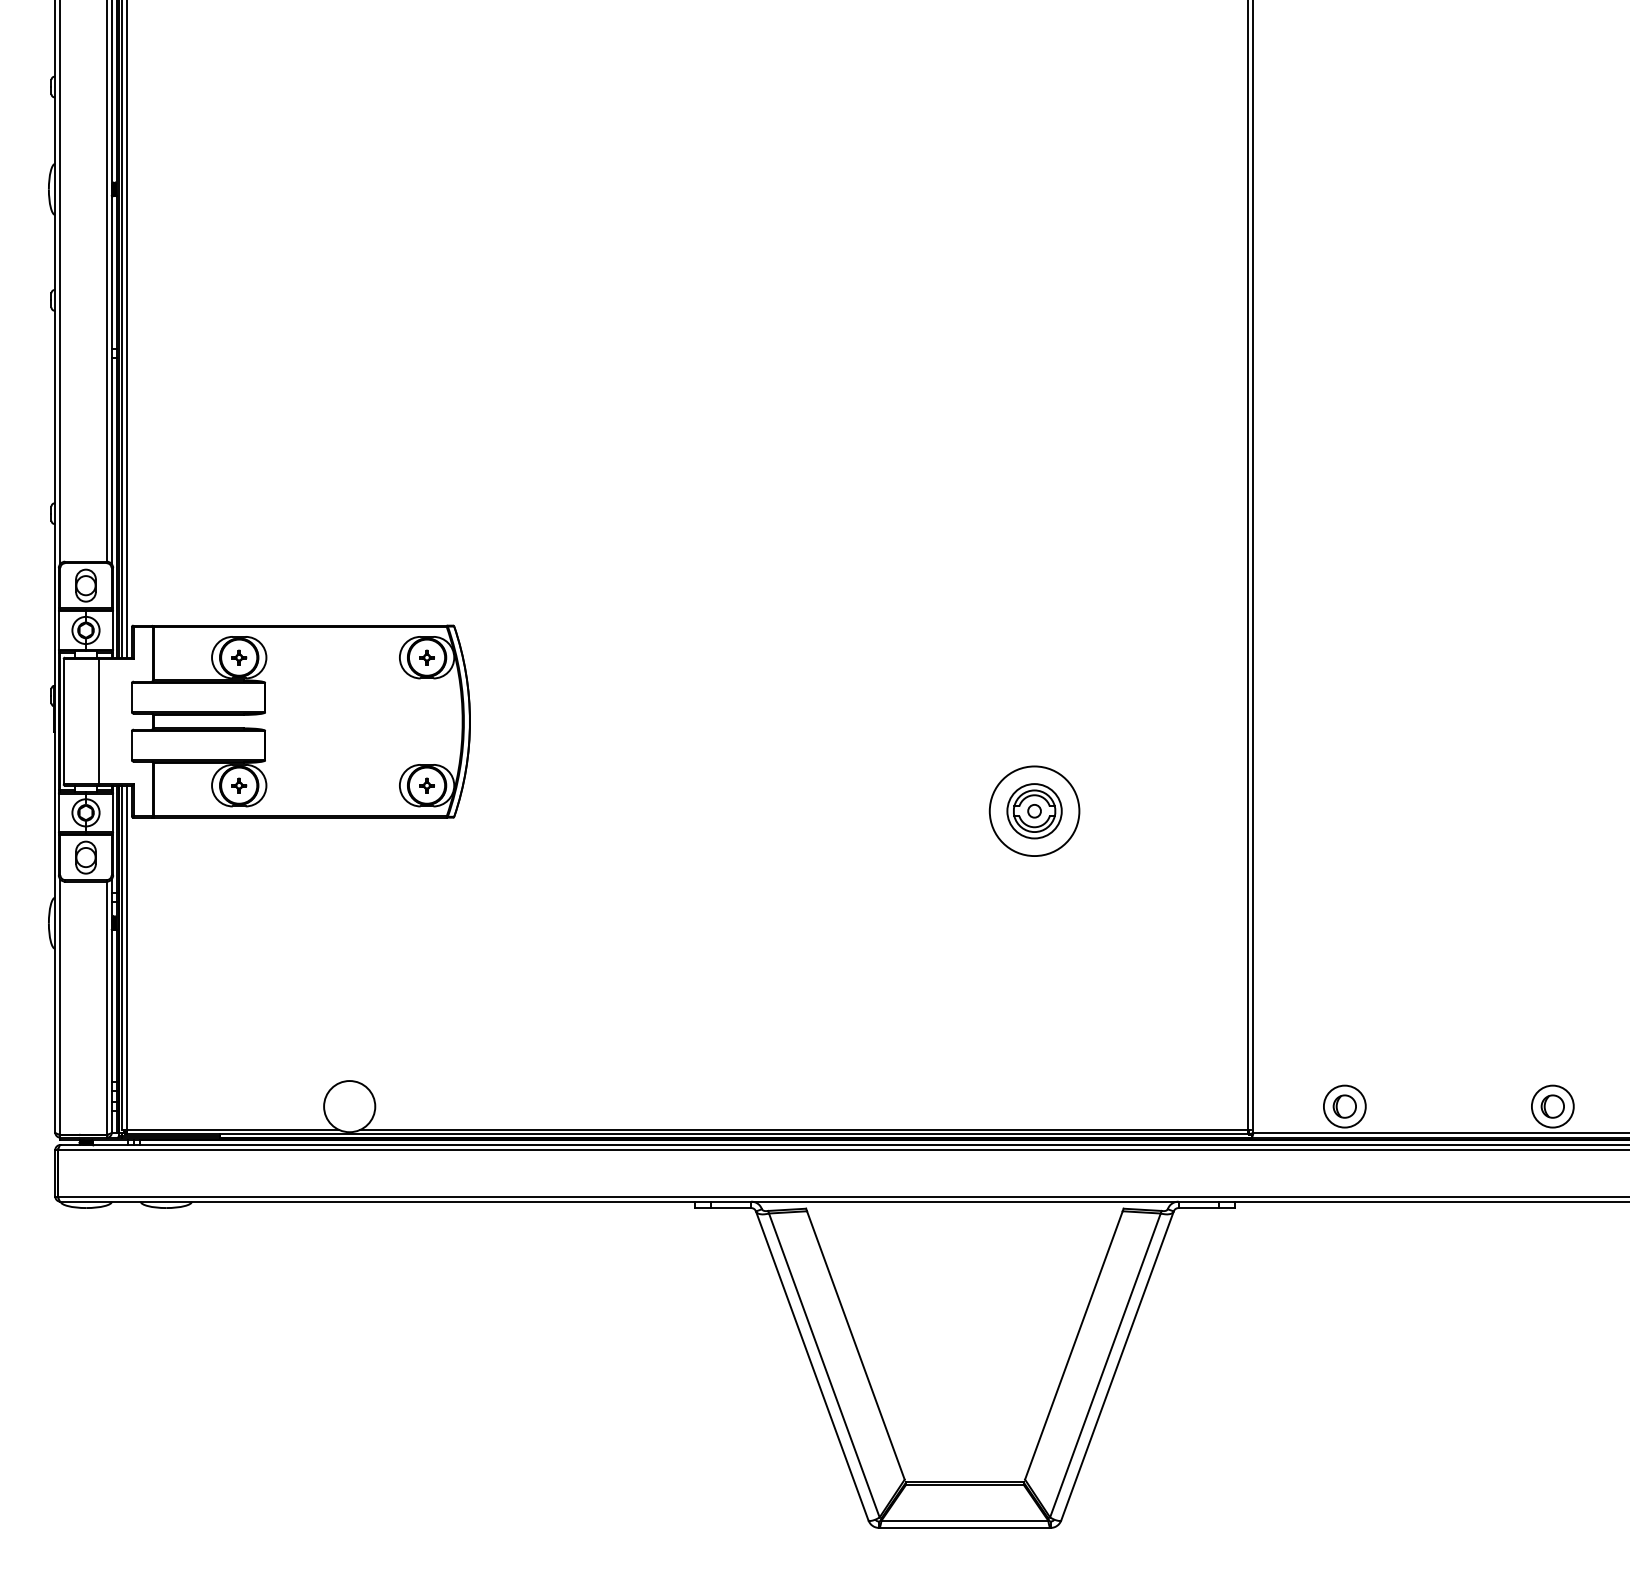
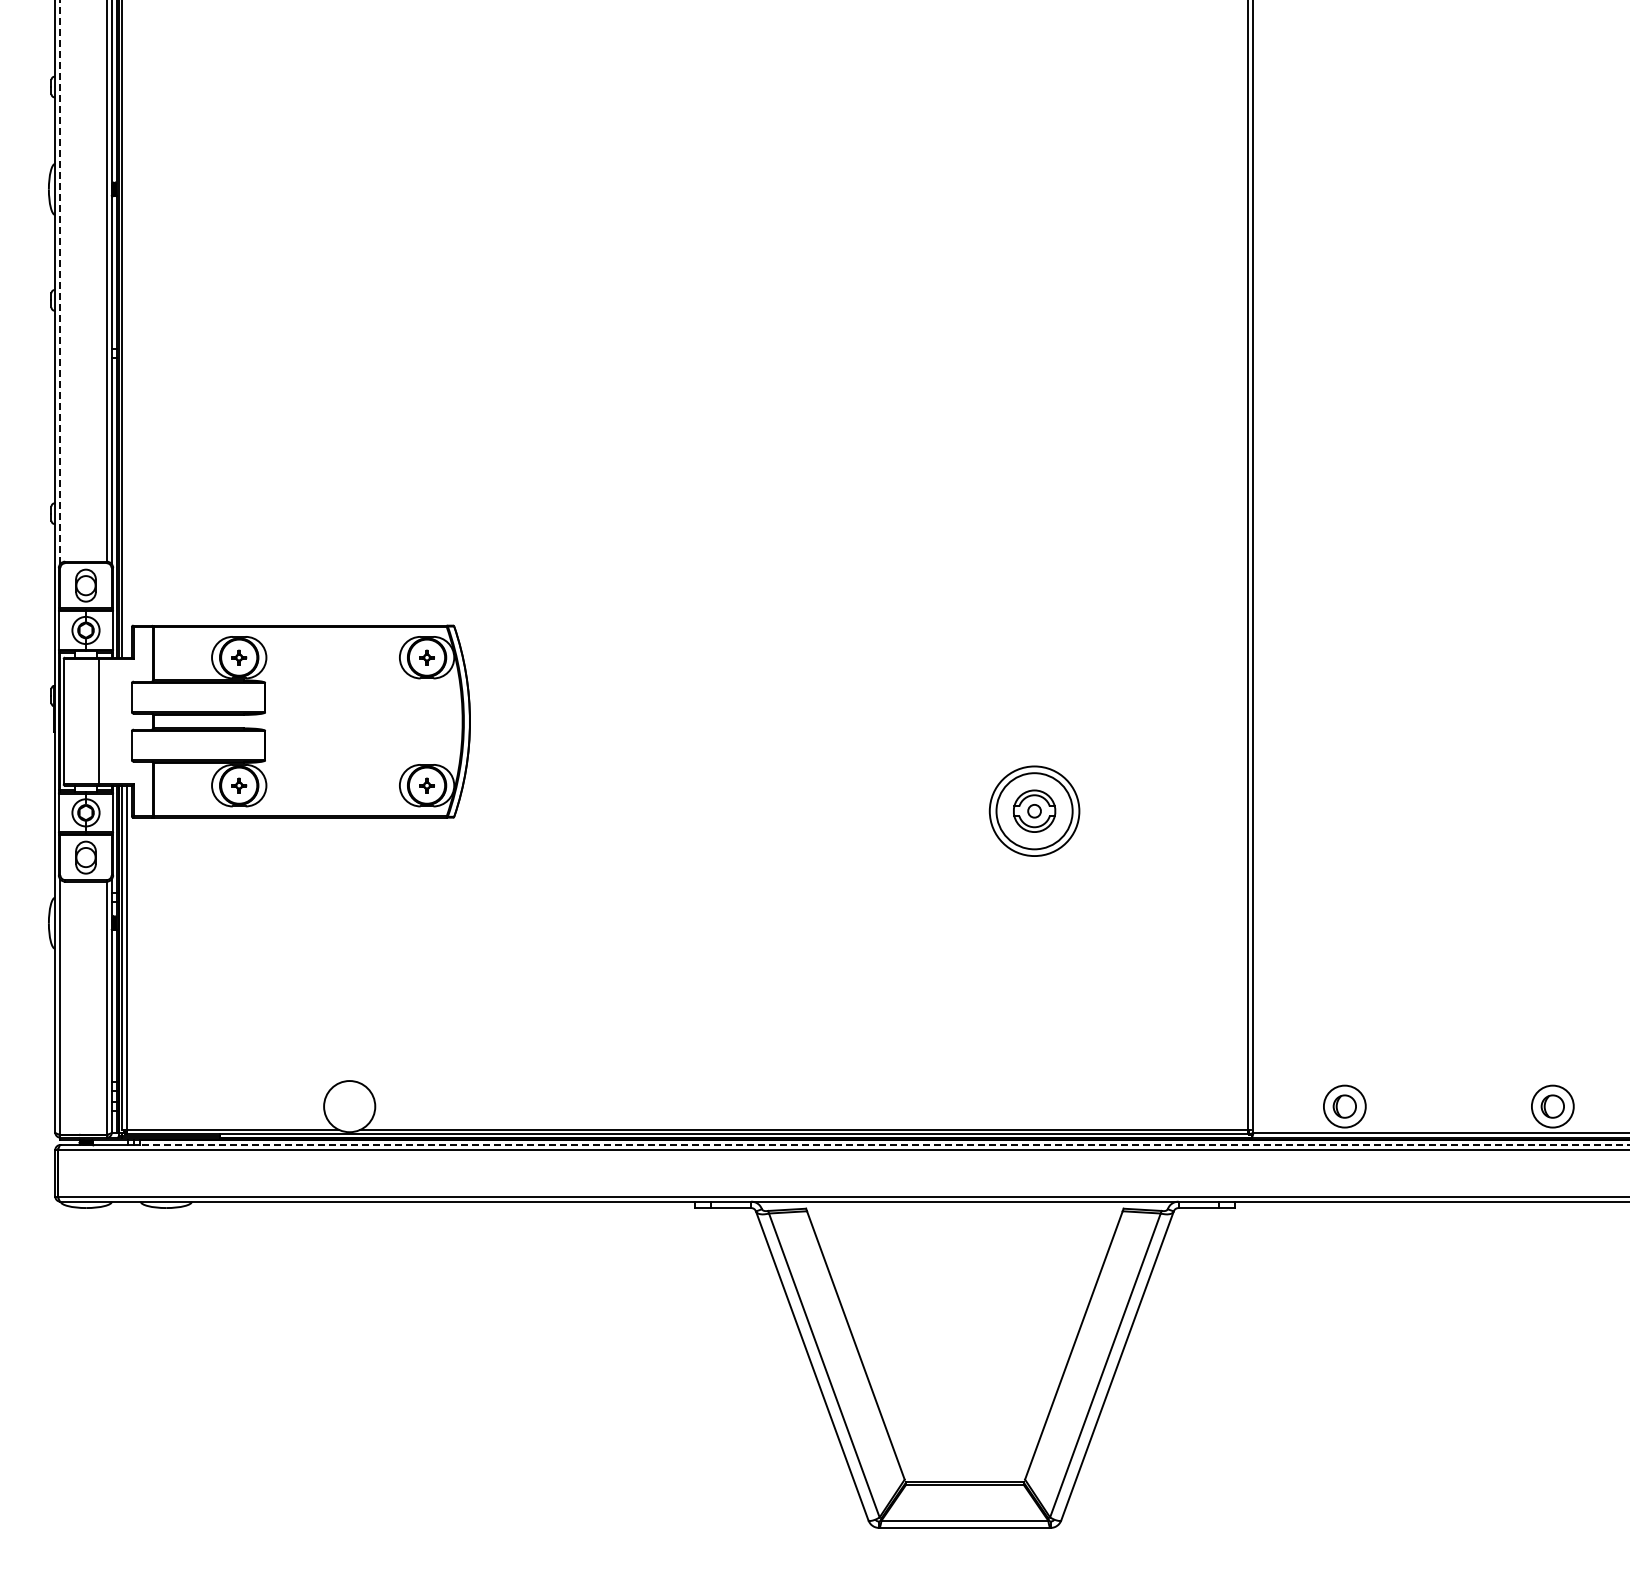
line: solid -> dashed (60, 281)
line: present -> none (127, 329)
circle diameter: 54 px -> 76 px (1034, 811)
line: solid -> dashed (884, 1145)
